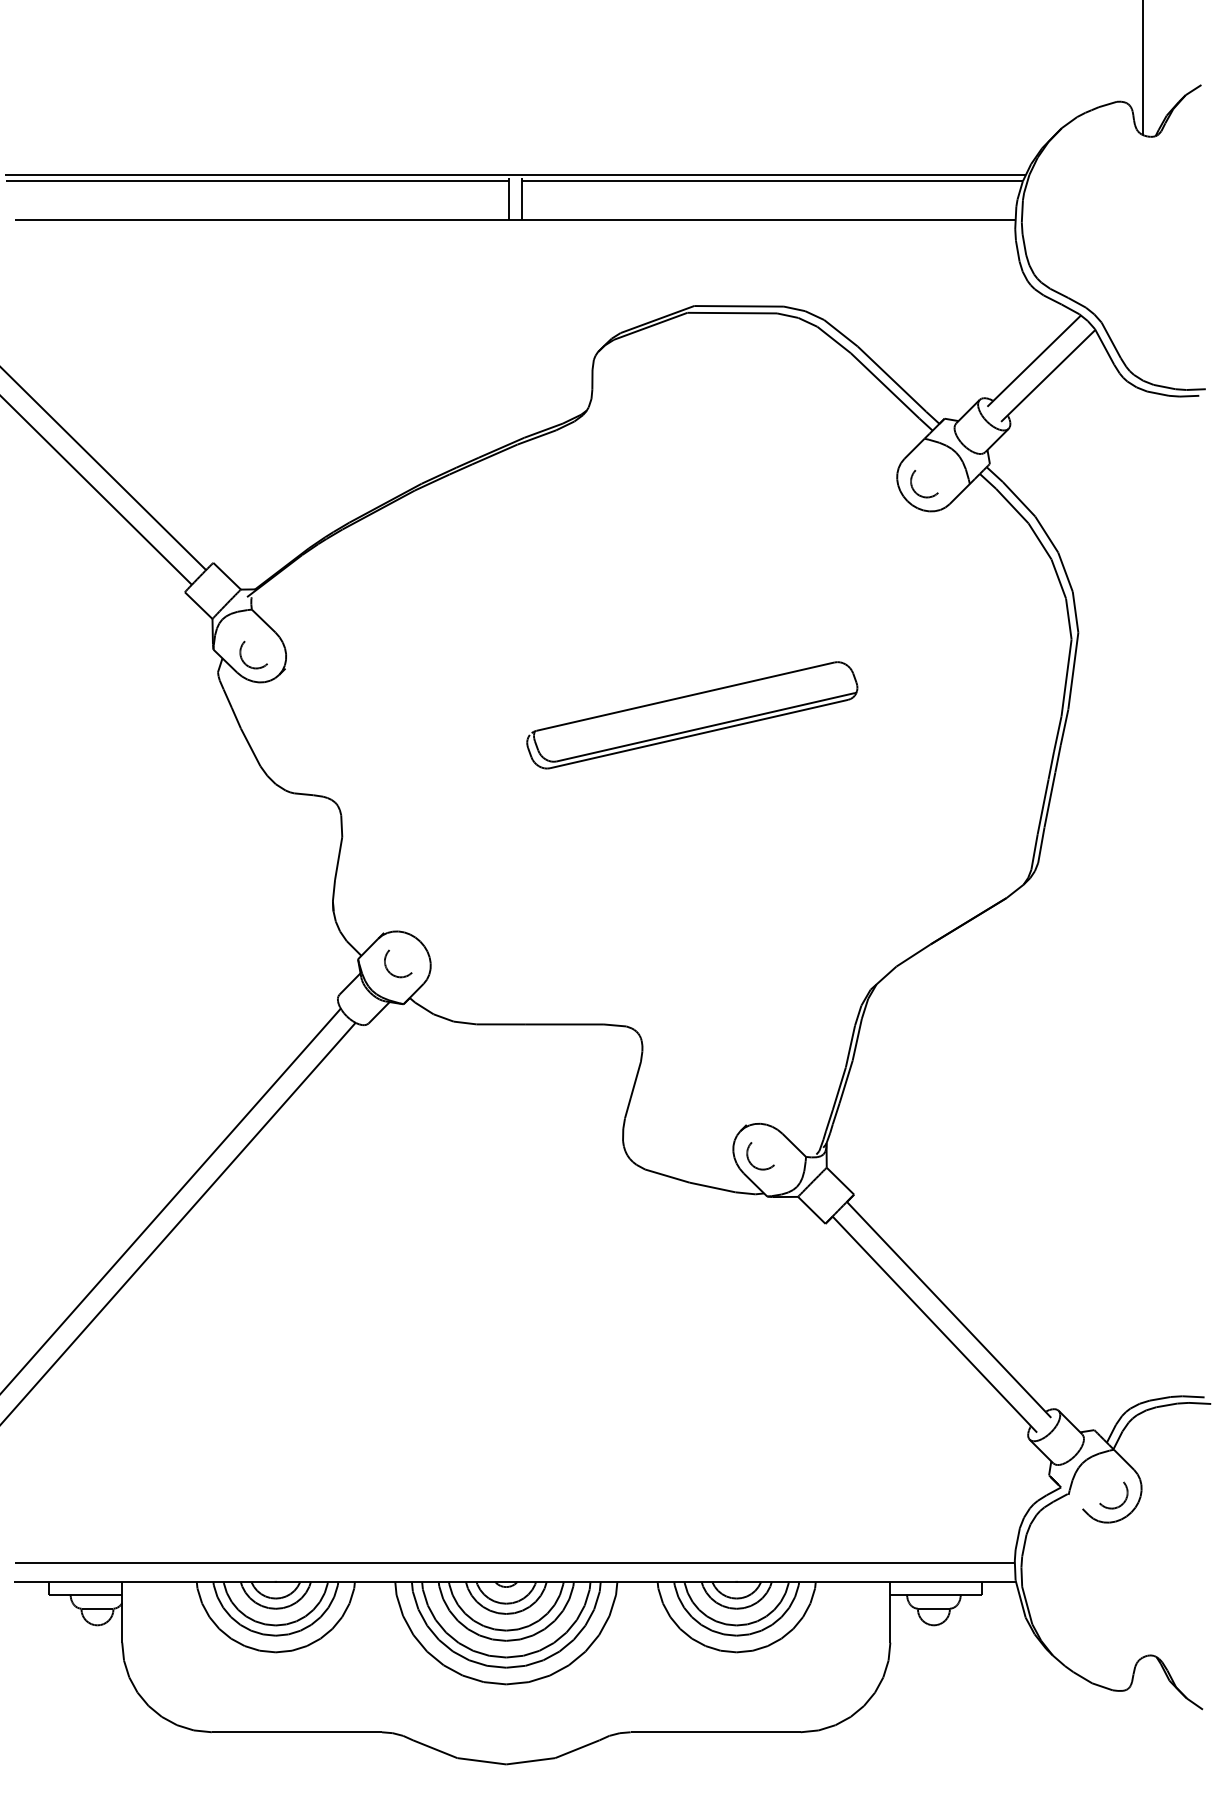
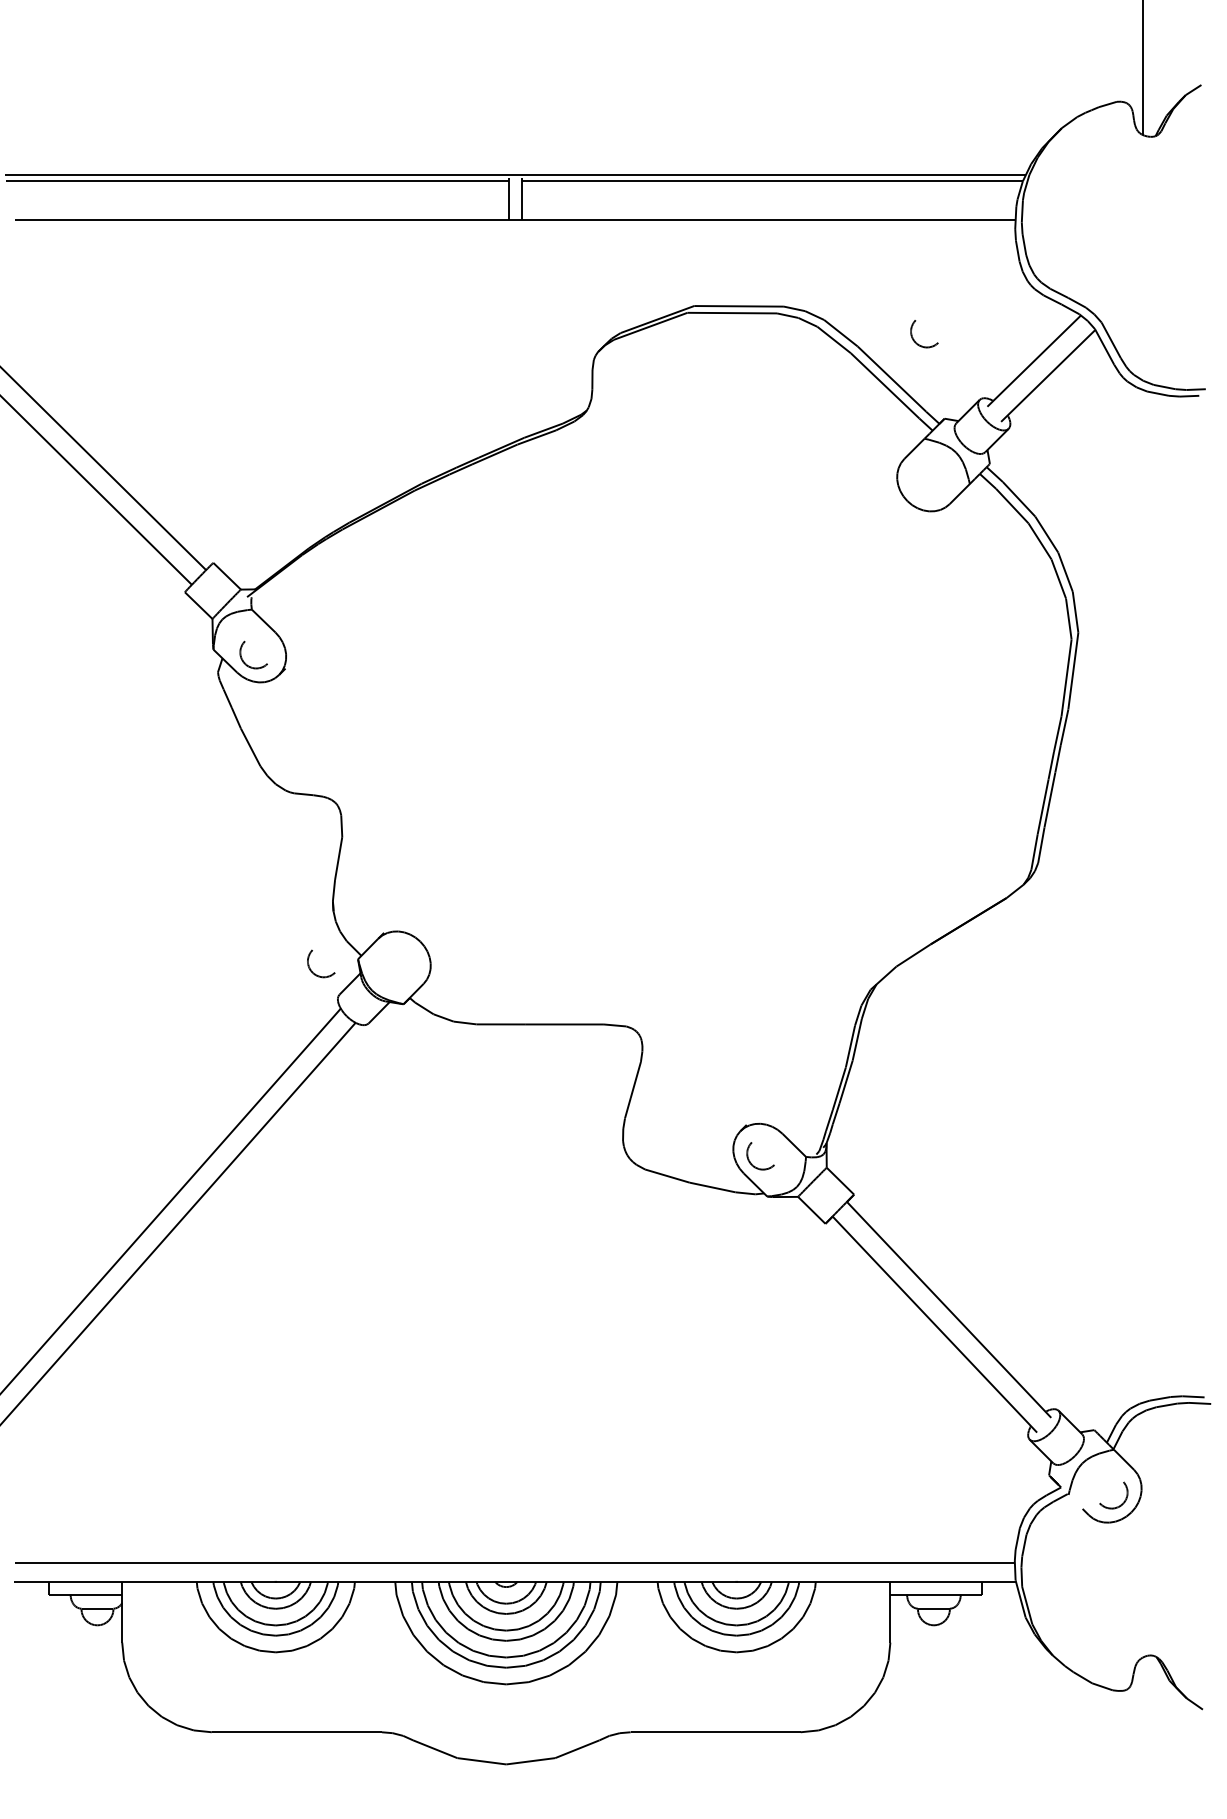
part position: (918, 493) -> (918, 343) (918, 343)
part: present -> none (692, 715)
part position: (388, 969) -> (311, 969) (311, 969)
